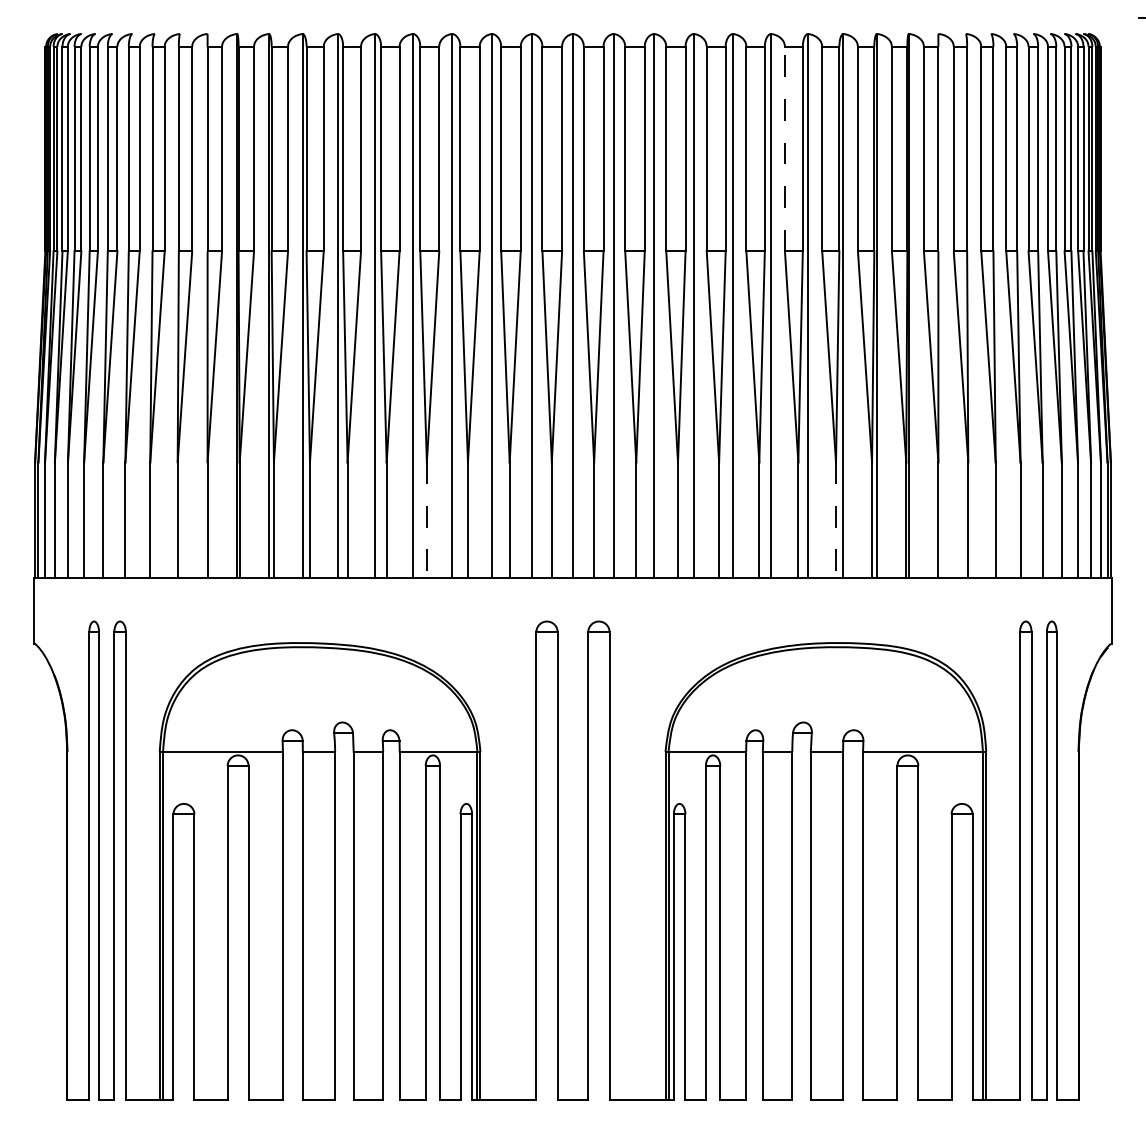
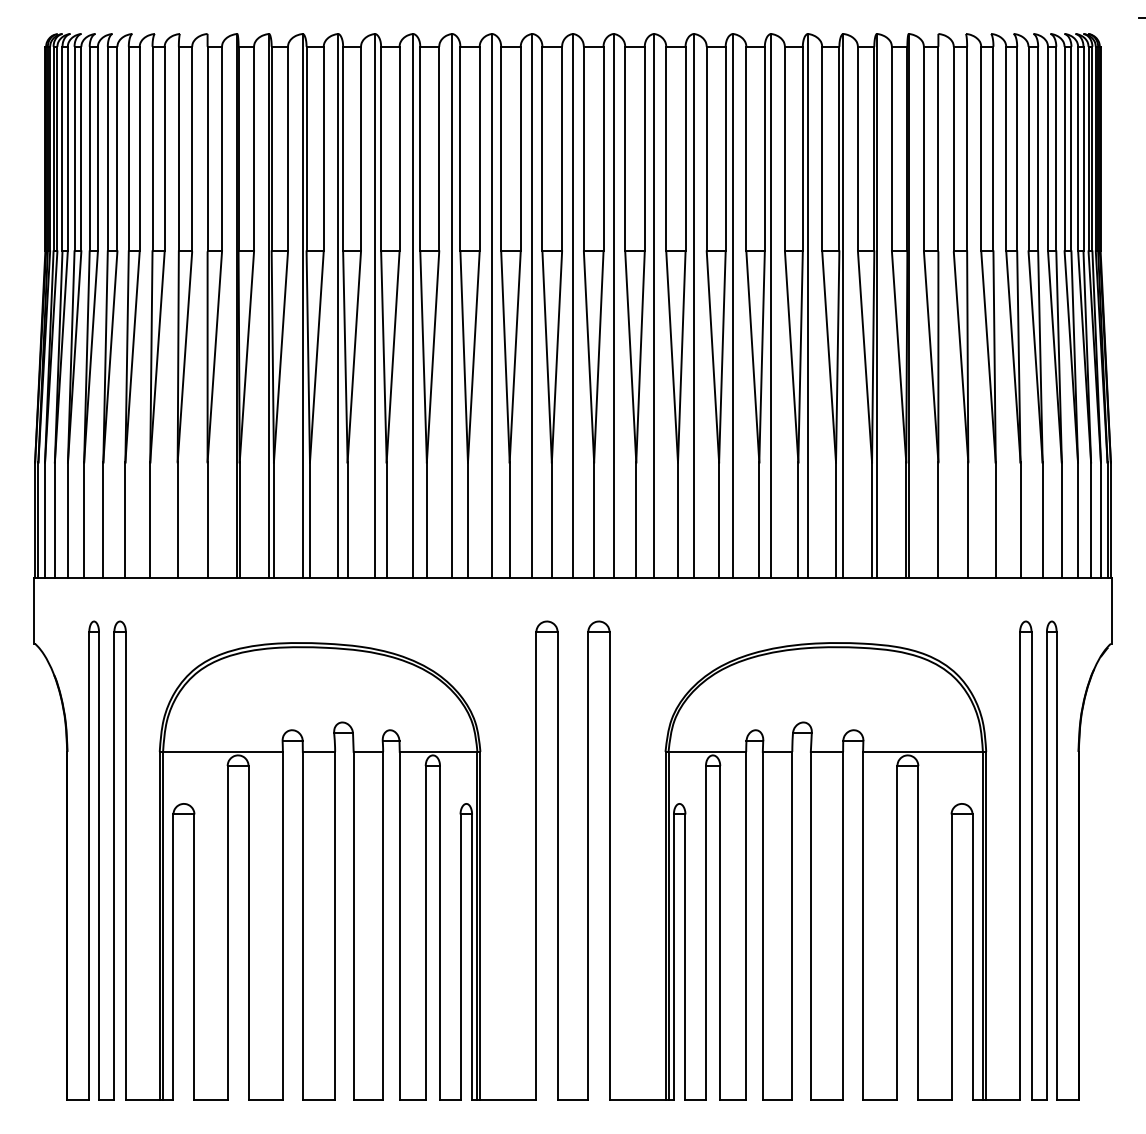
line: dashed -> solid (784, 148)
line: dashed -> solid (426, 520)
line: dashed -> solid (836, 520)
